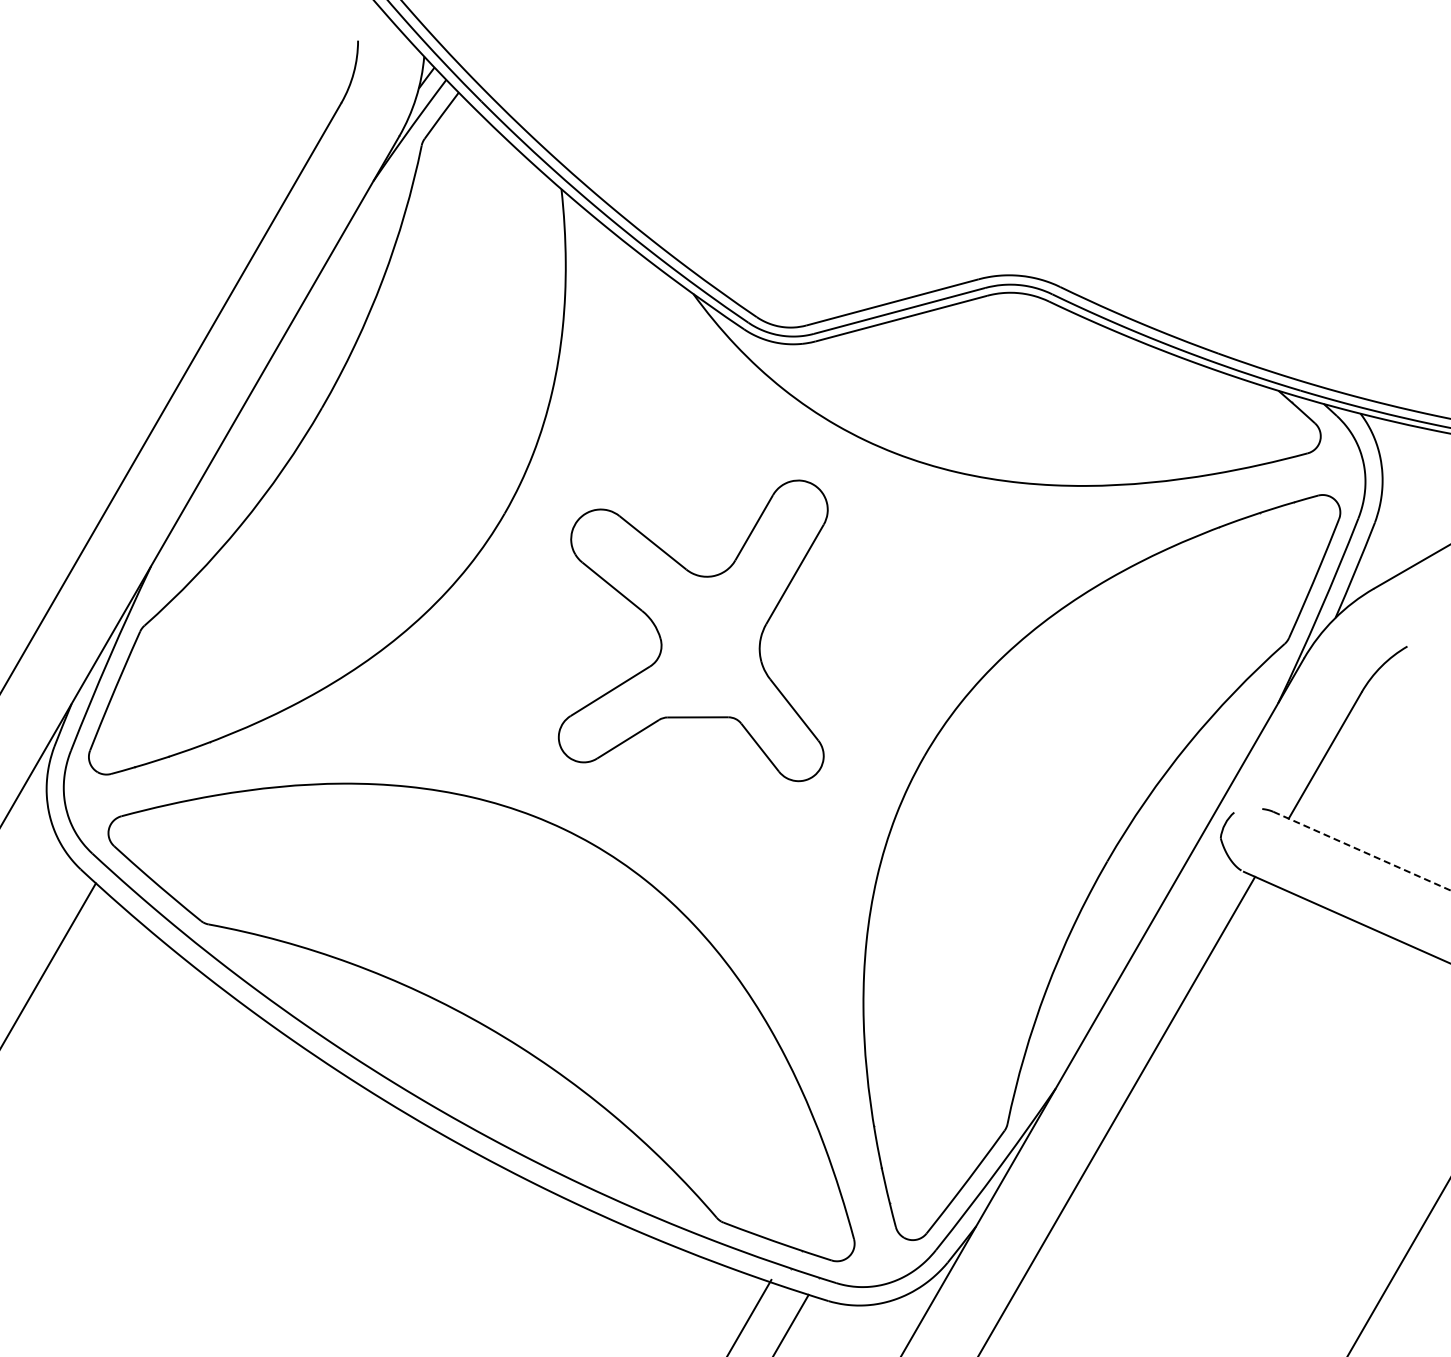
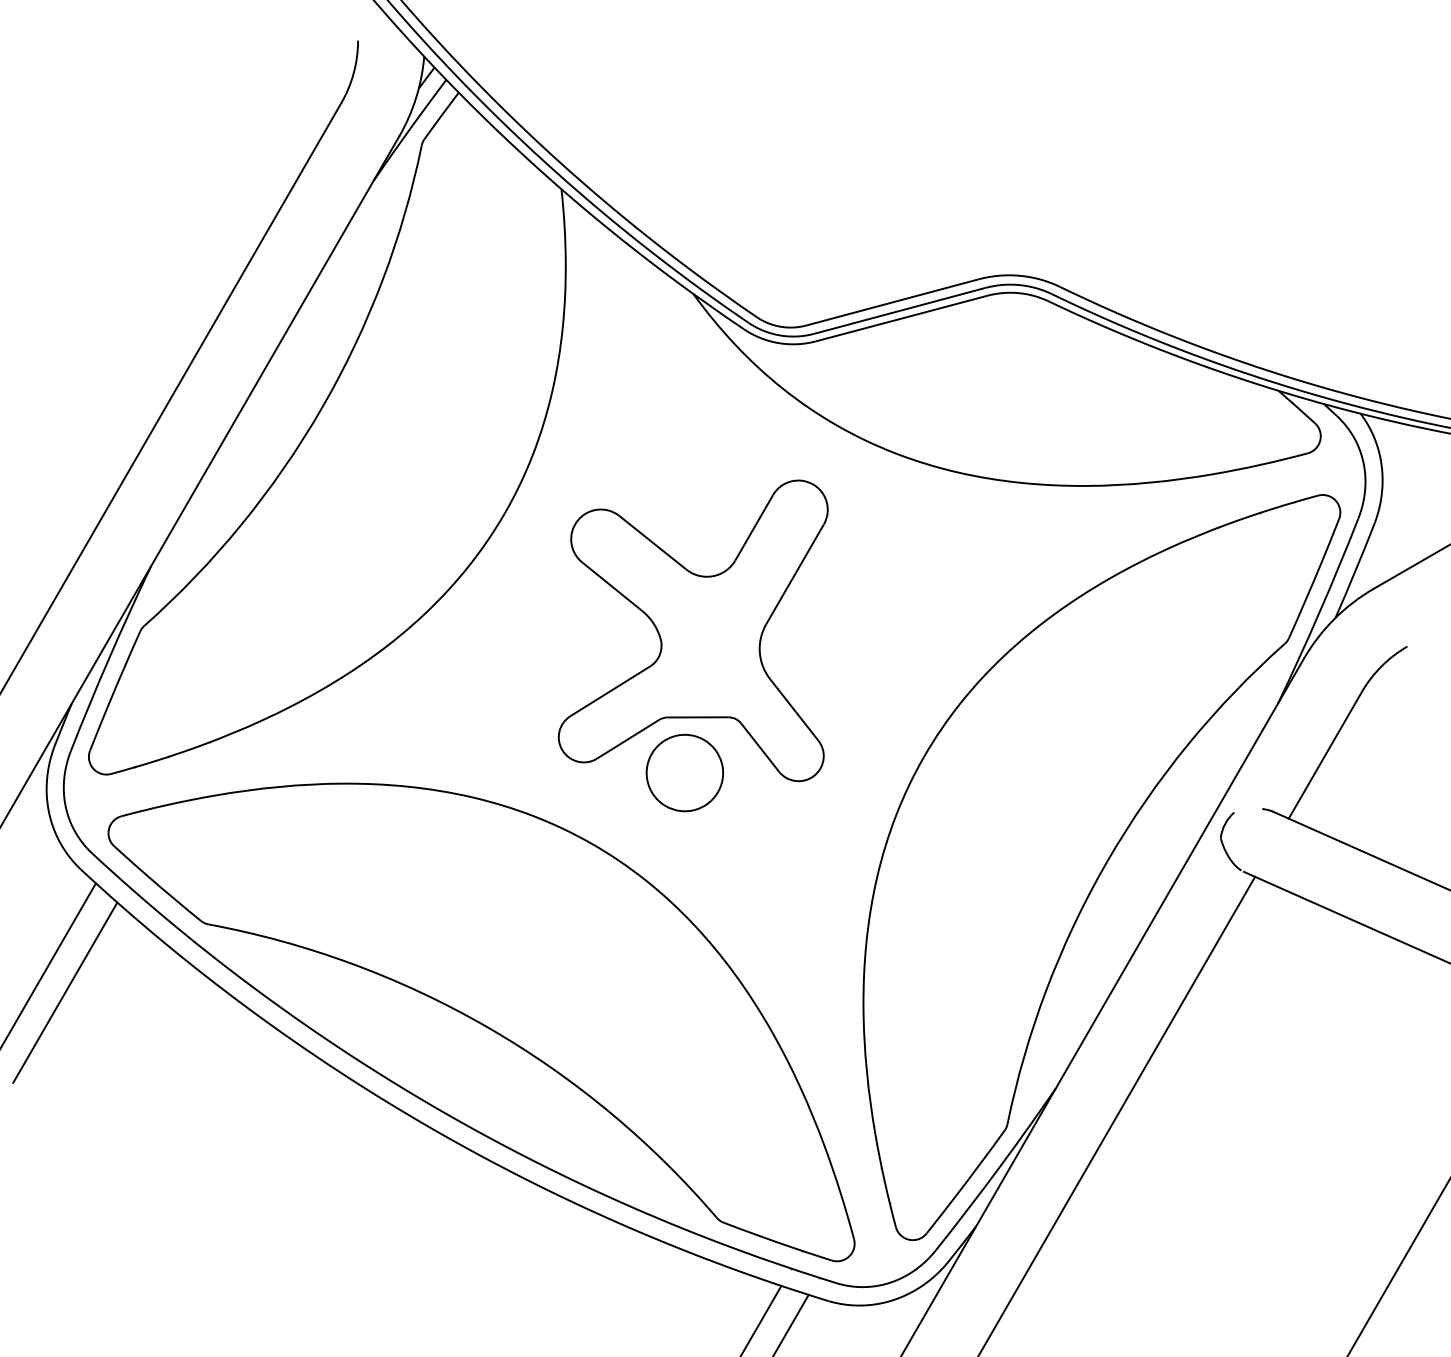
part: none -> present (684, 772)
line: dashed -> solid (1361, 851)
line: none -> present (65, 992)
line position: (749, 1316) -> (761, 1319) (761, 1319)
